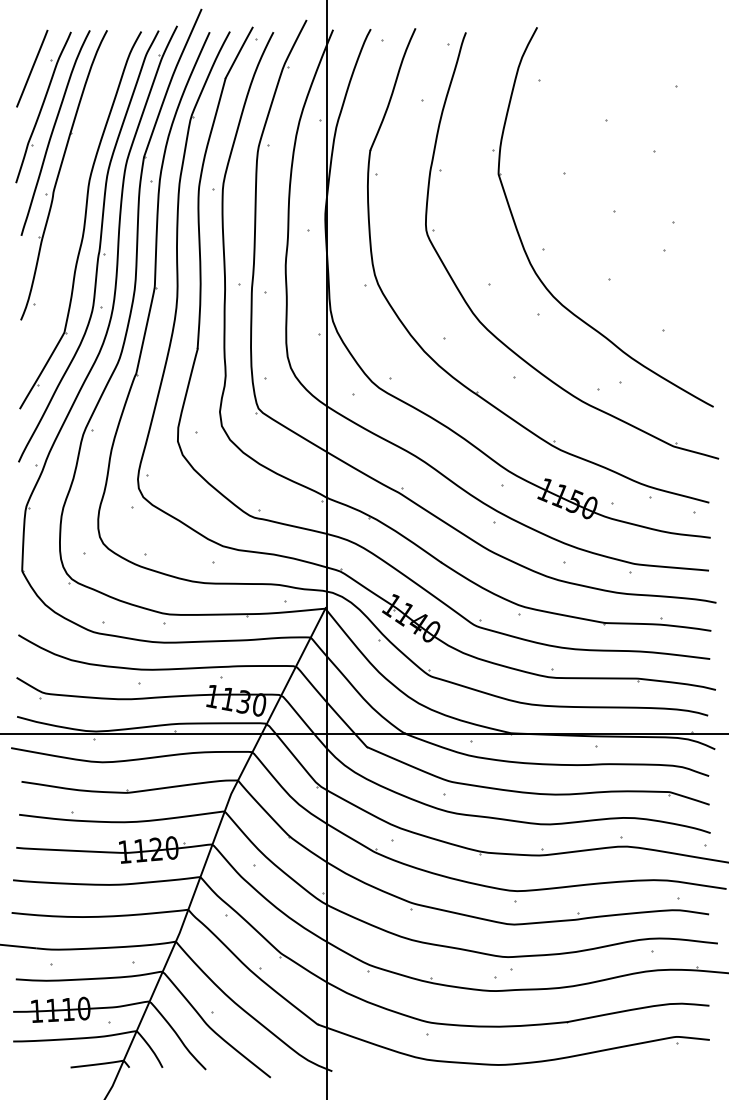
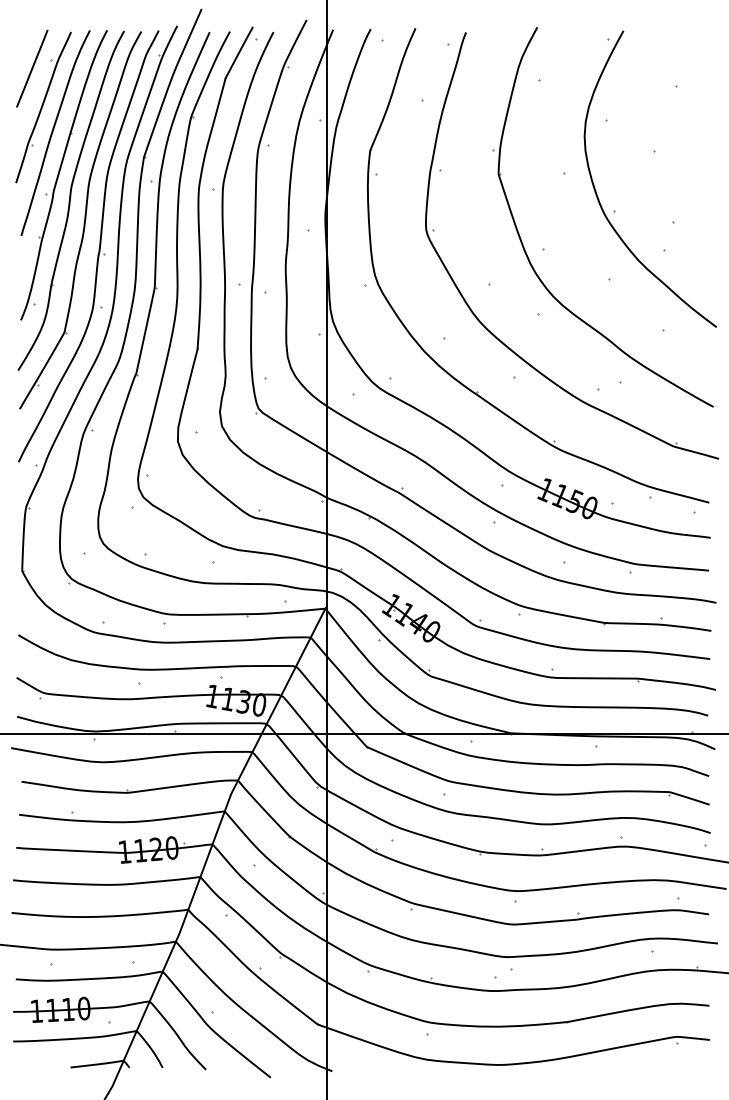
part: none -> present (598, 196)
part: none -> present (70, 200)
